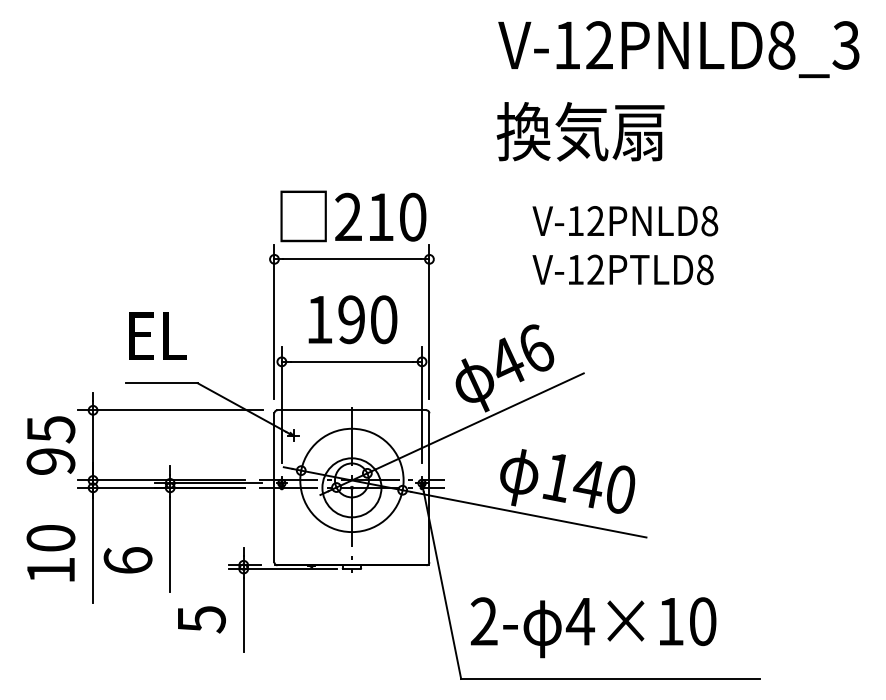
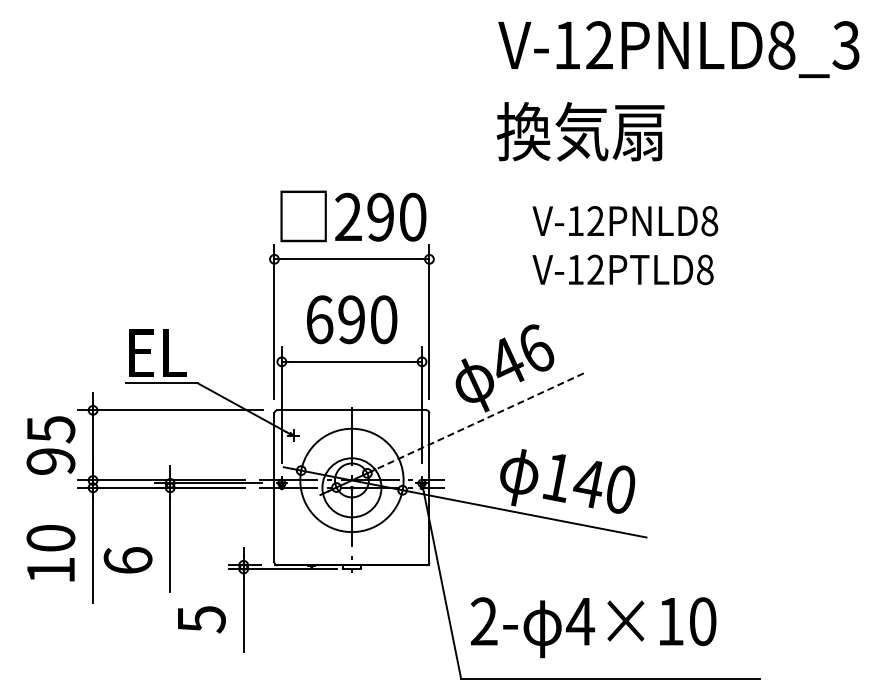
text: 210 -> 290 (380, 216)
text: 190 -> 690 (320, 319)
text position: (157, 335) -> (157, 352) (157, 352)
line: solid -> dashed (479, 421)
